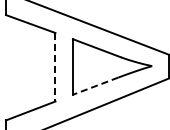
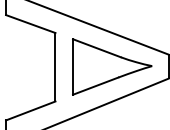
line: dashed -> solid (55, 67)
line: dashed -> solid (95, 86)
